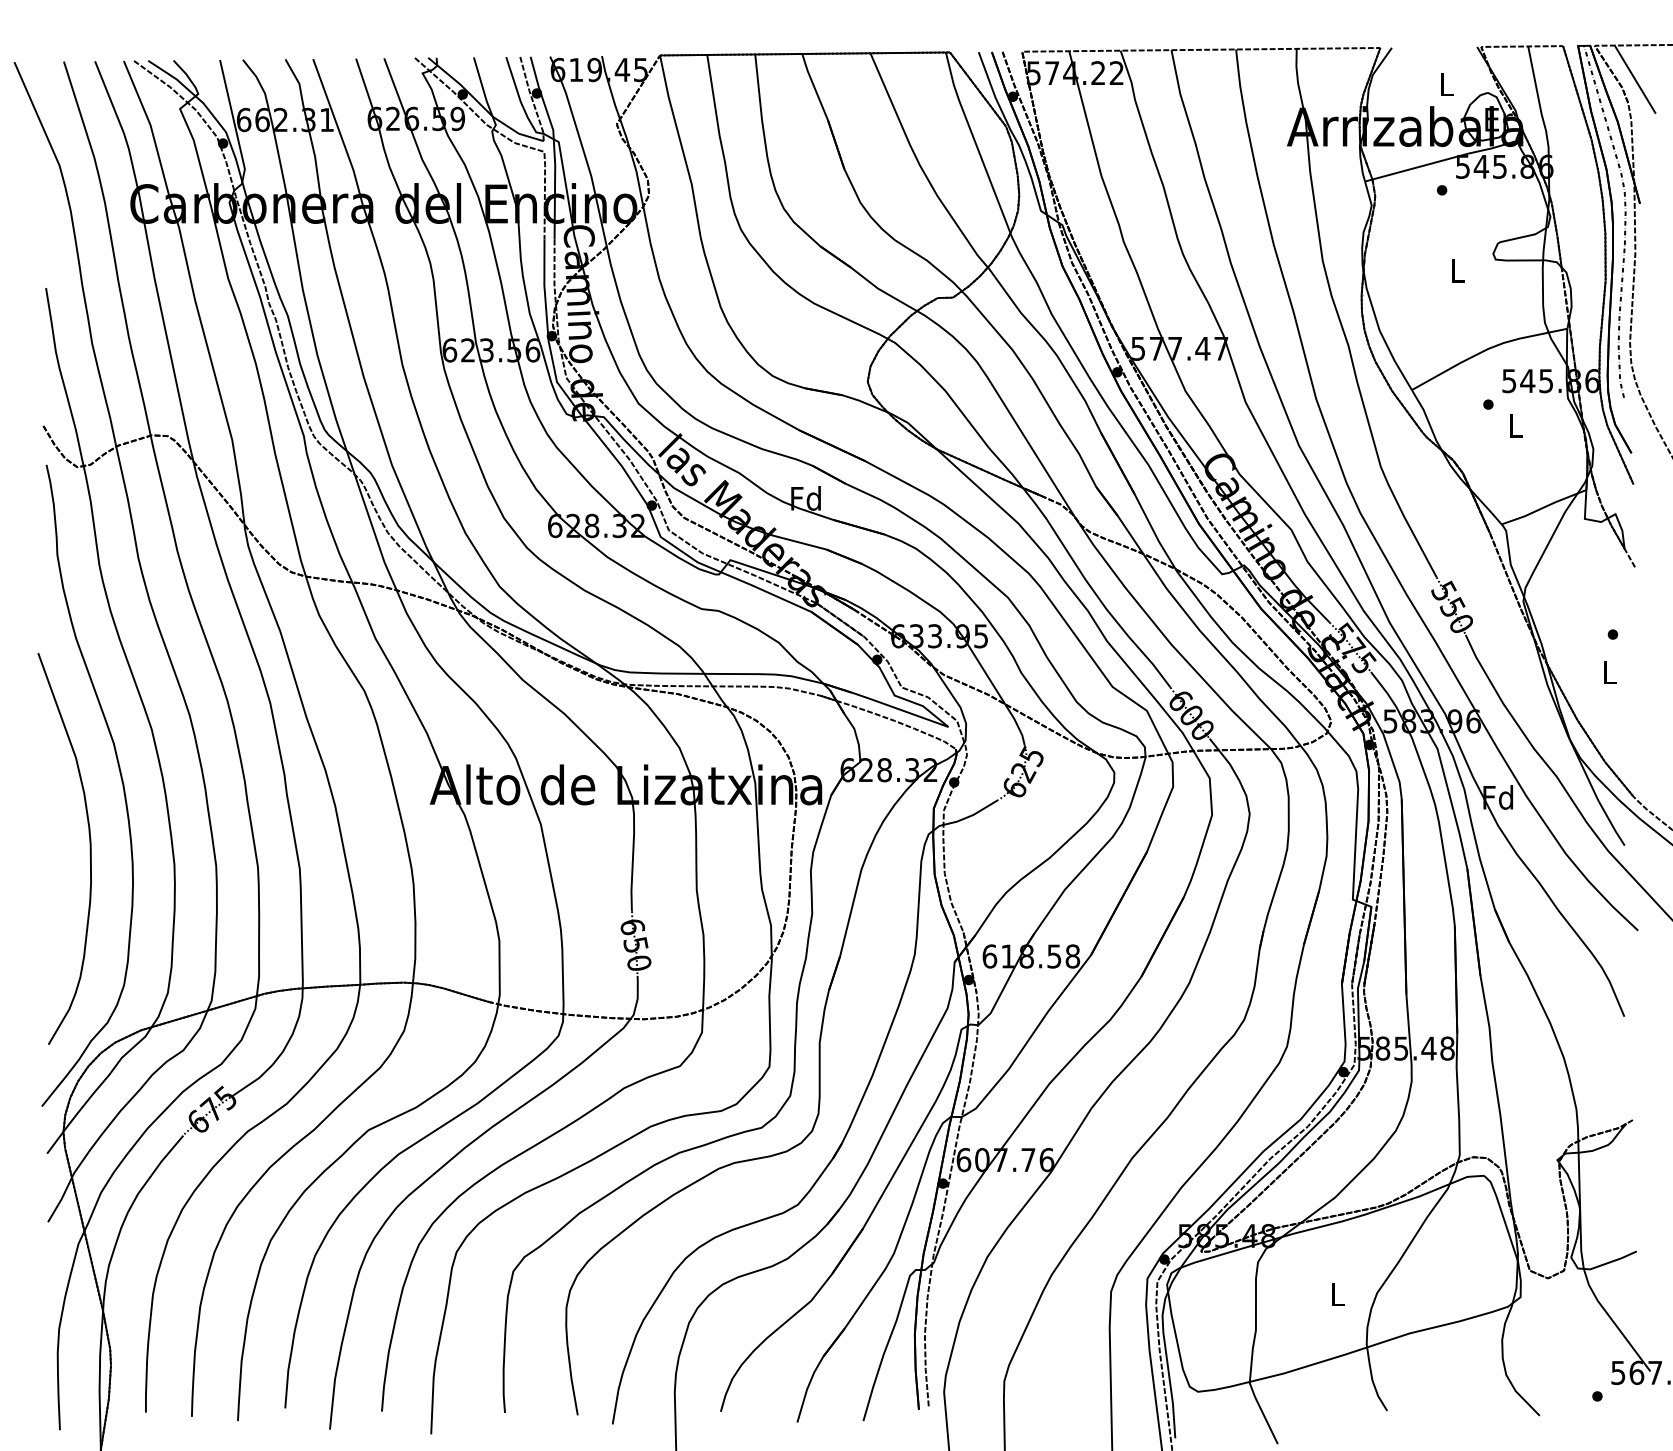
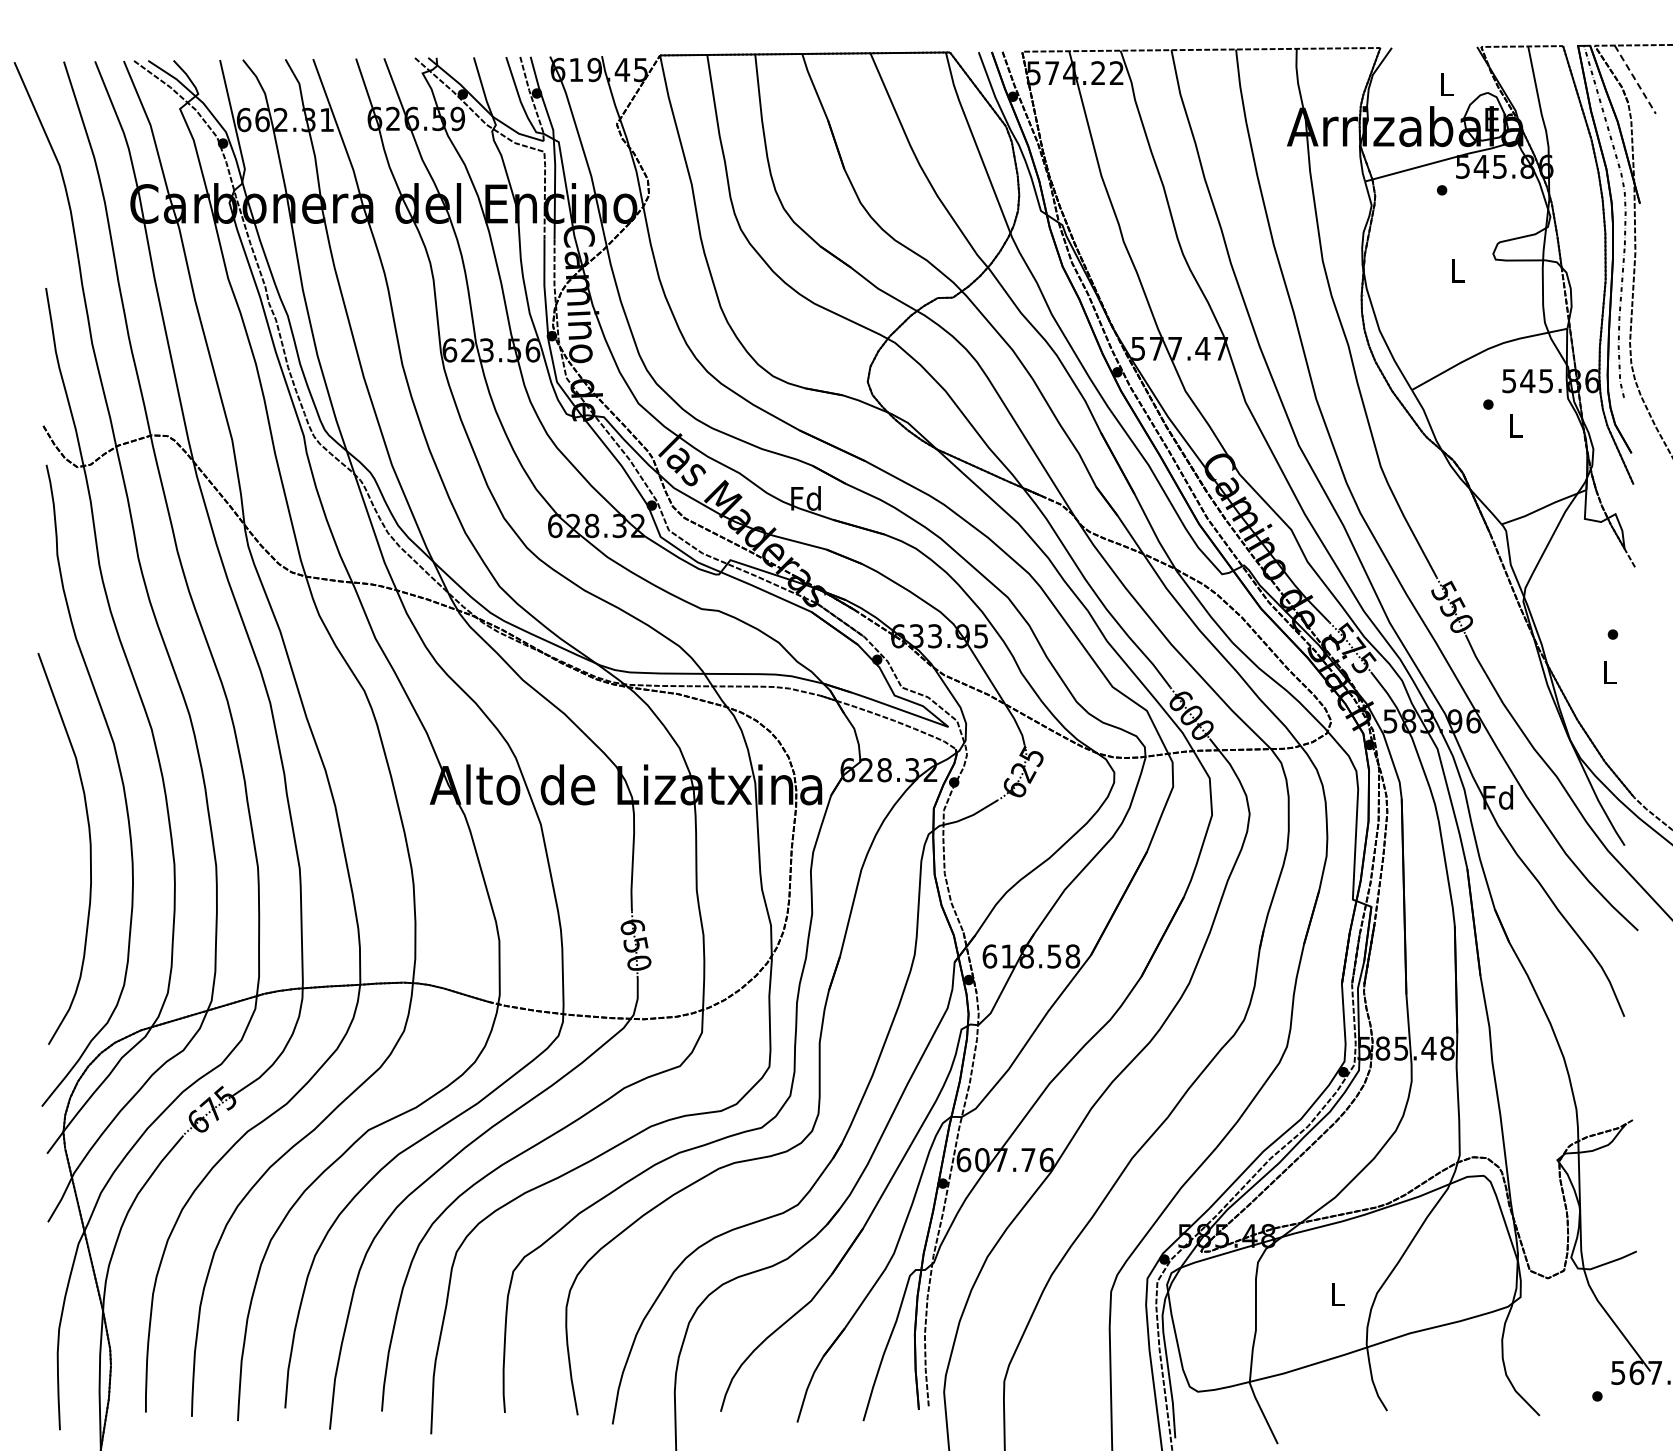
line: solid -> dashed (1635, 79)
